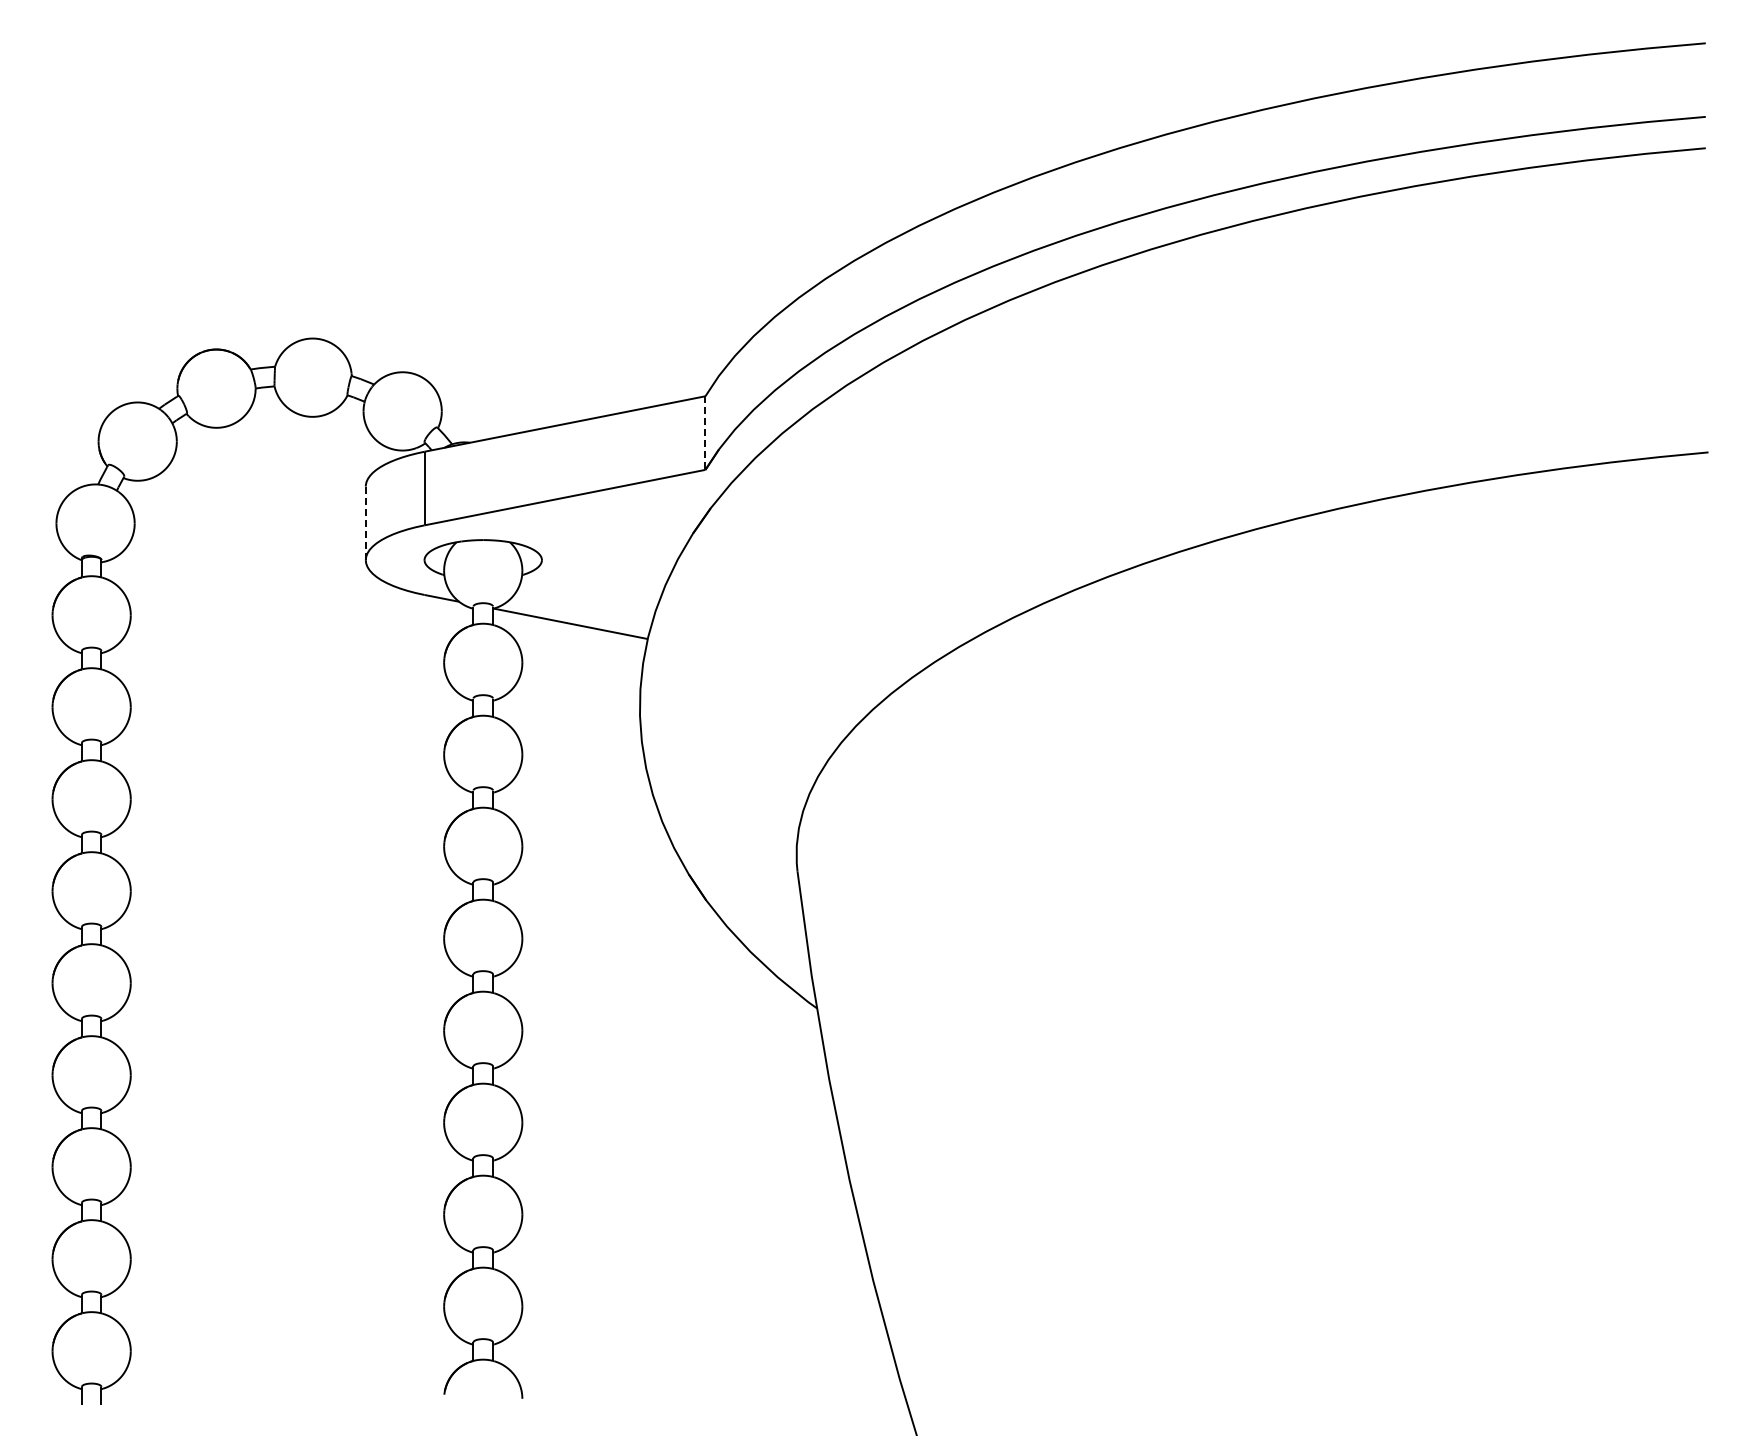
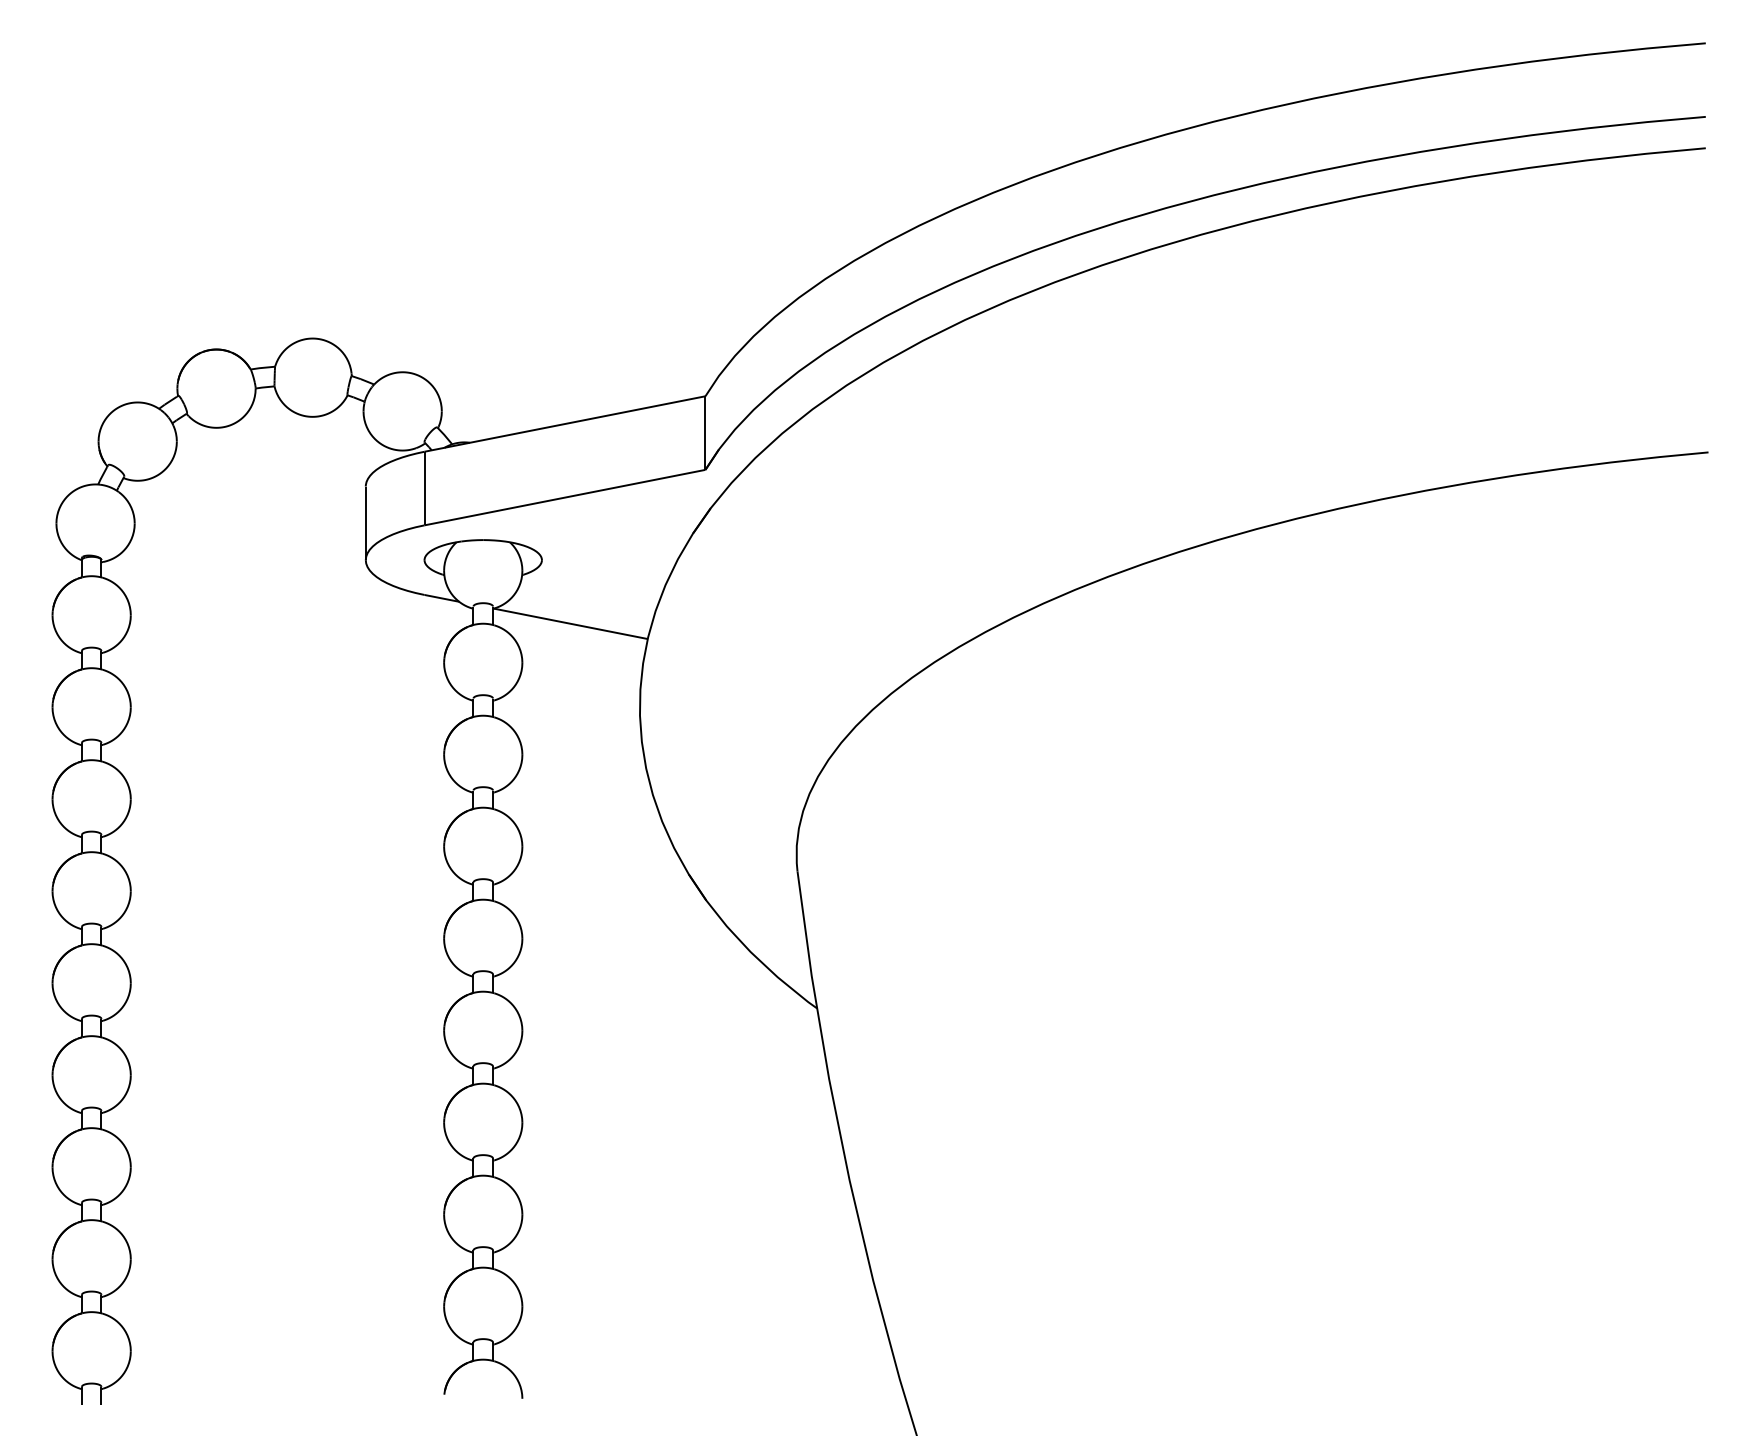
line: dashed -> solid (705, 433)
line: dashed -> solid (365, 523)
